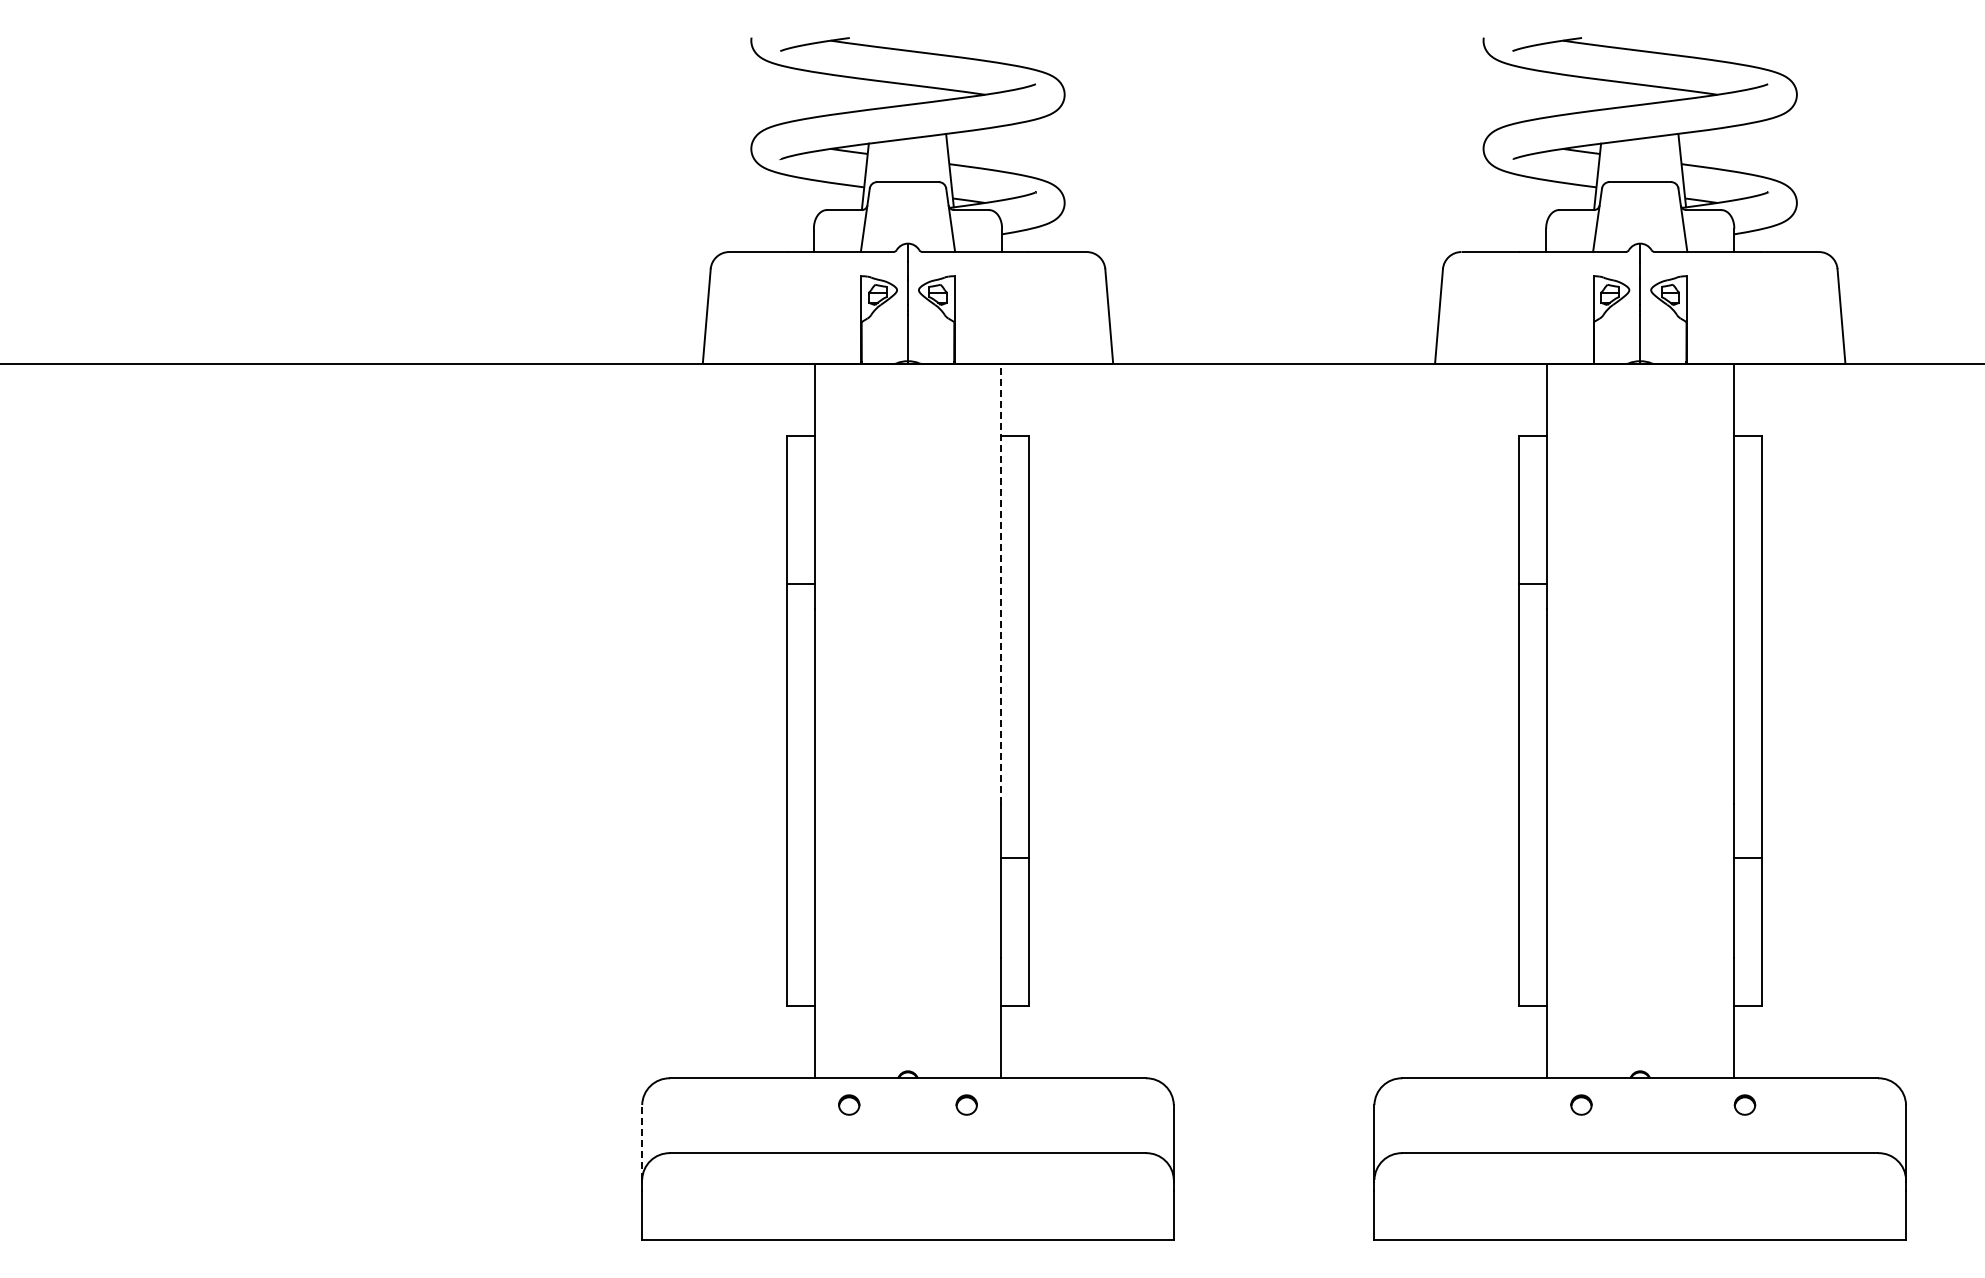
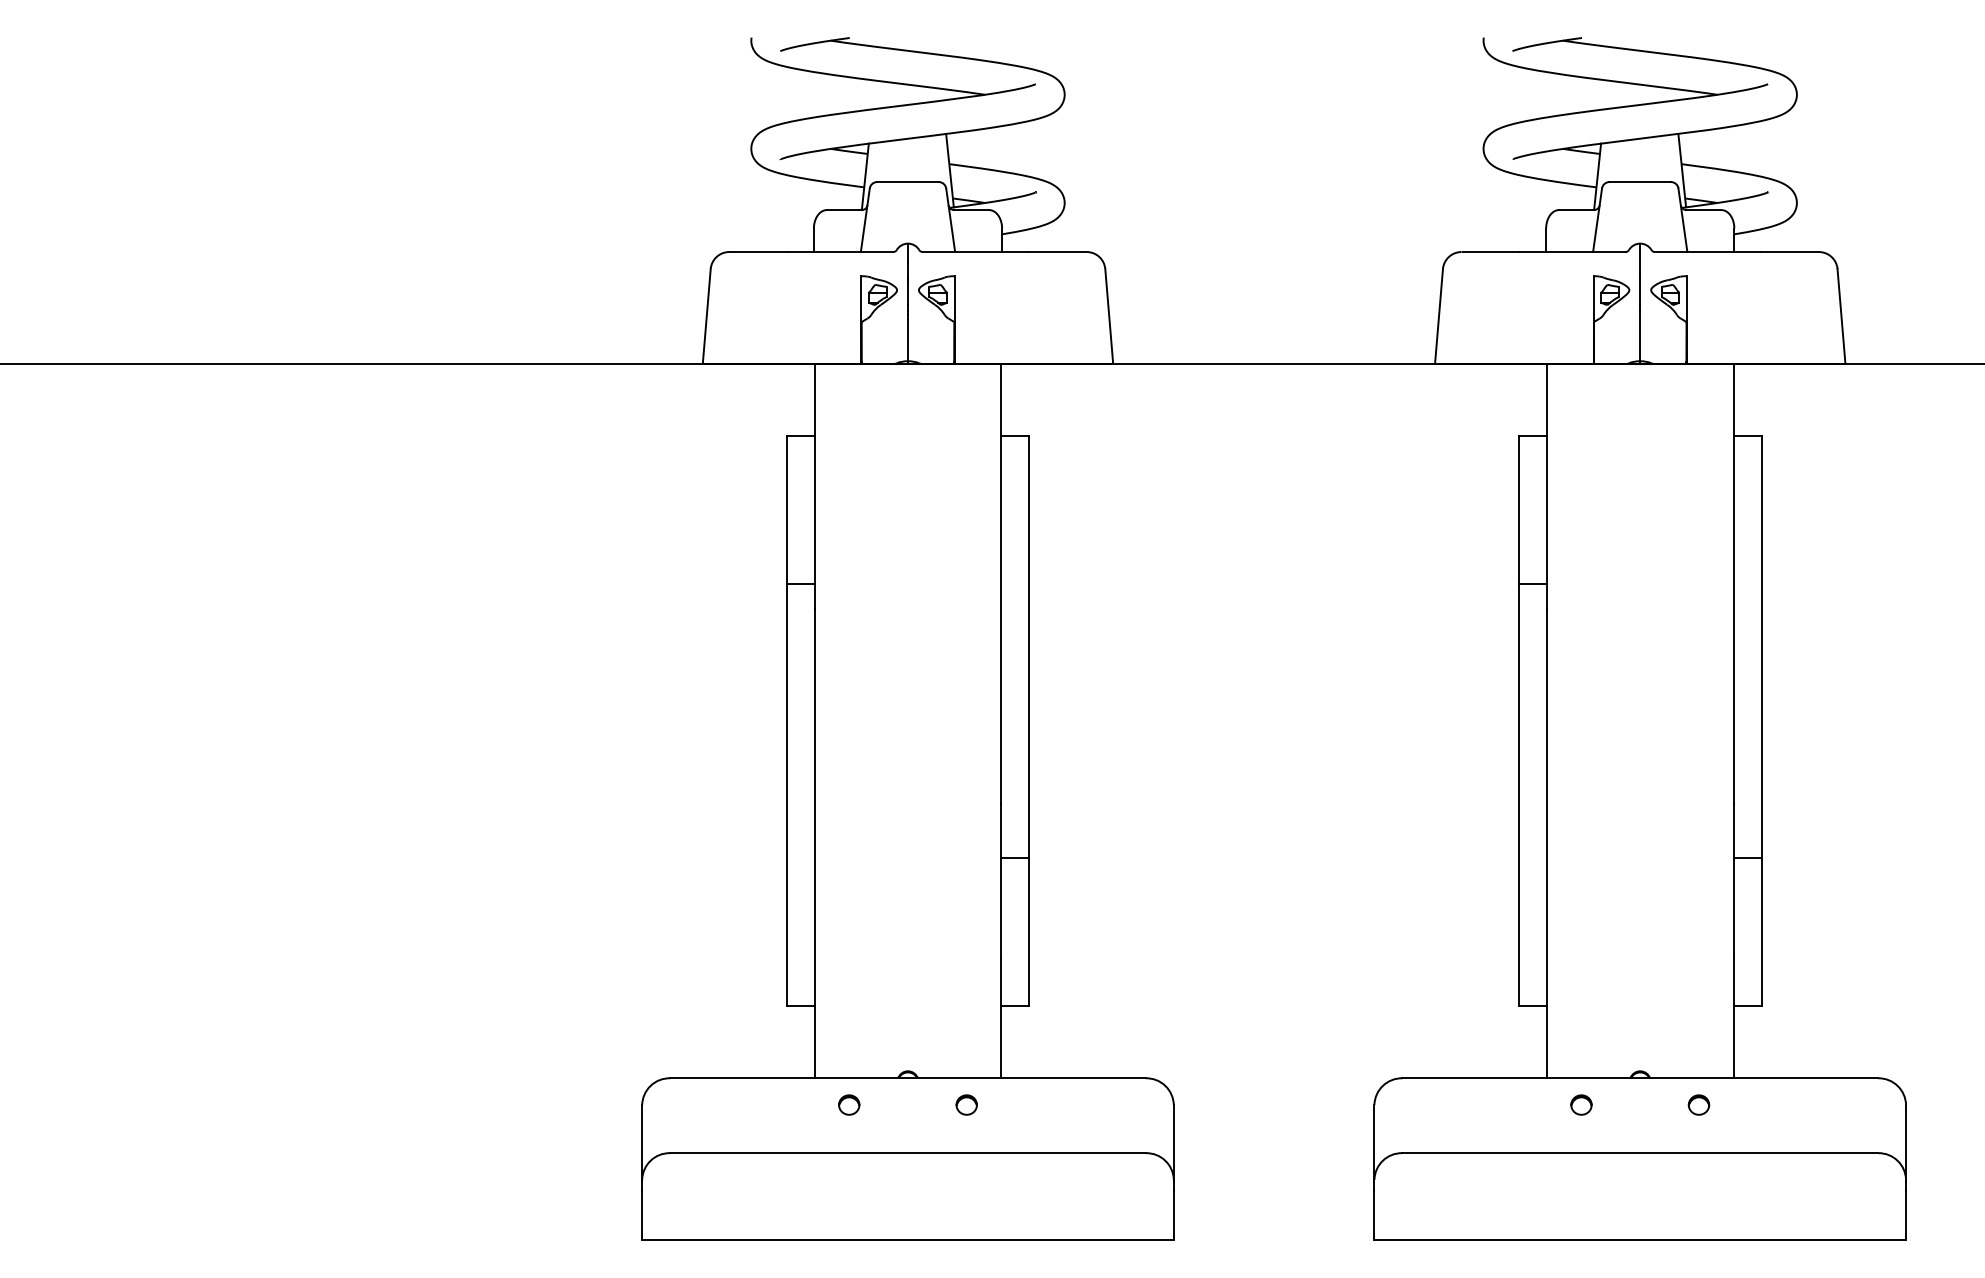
line: dashed -> solid (1001, 583)
part position: (1744, 1104) -> (1698, 1104) (1698, 1104)
line: dashed -> solid (642, 1141)
